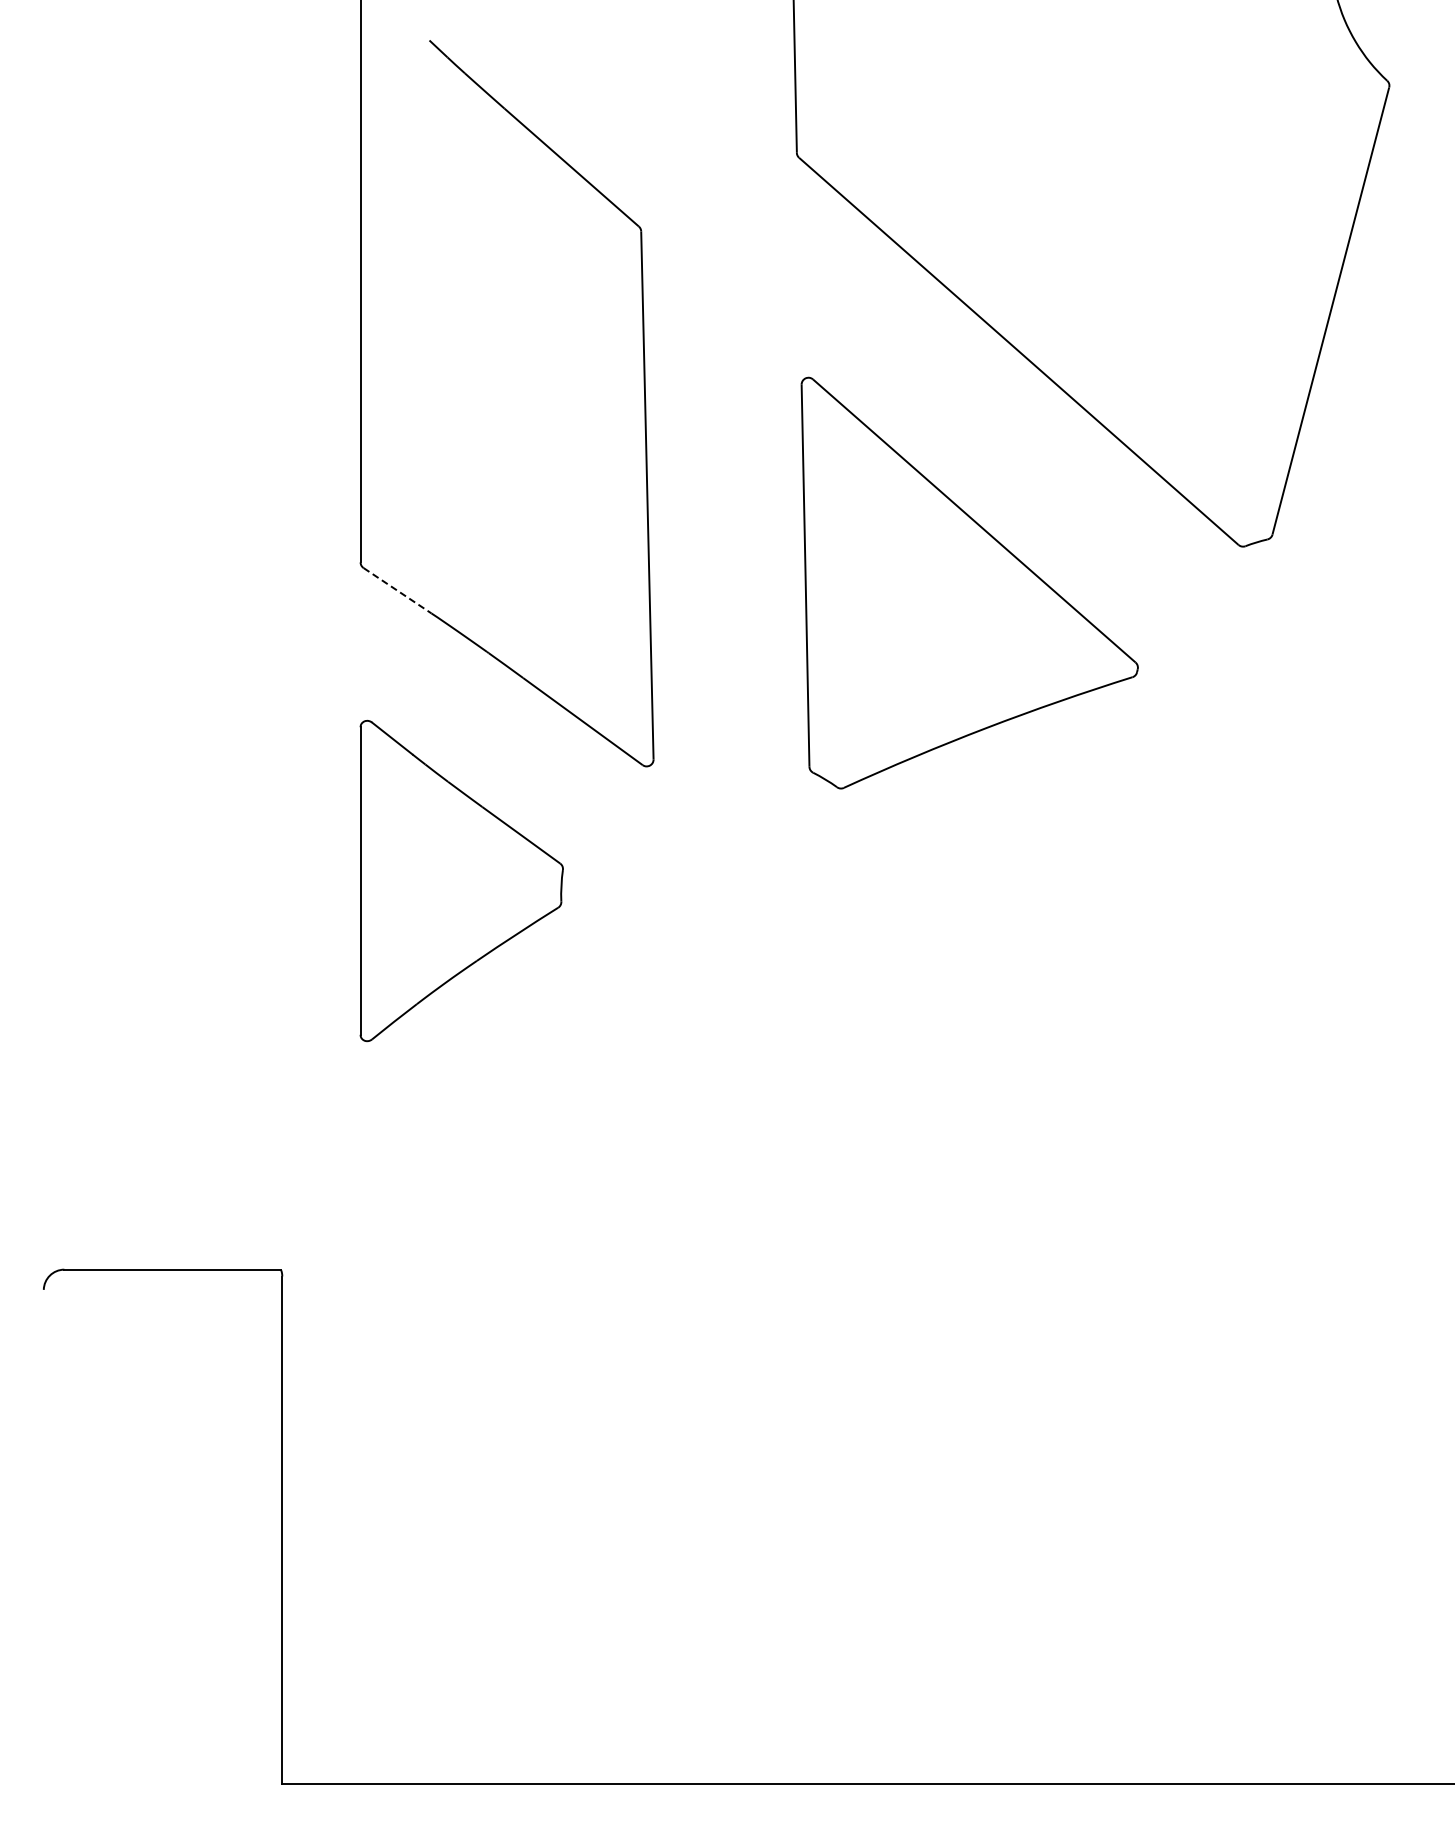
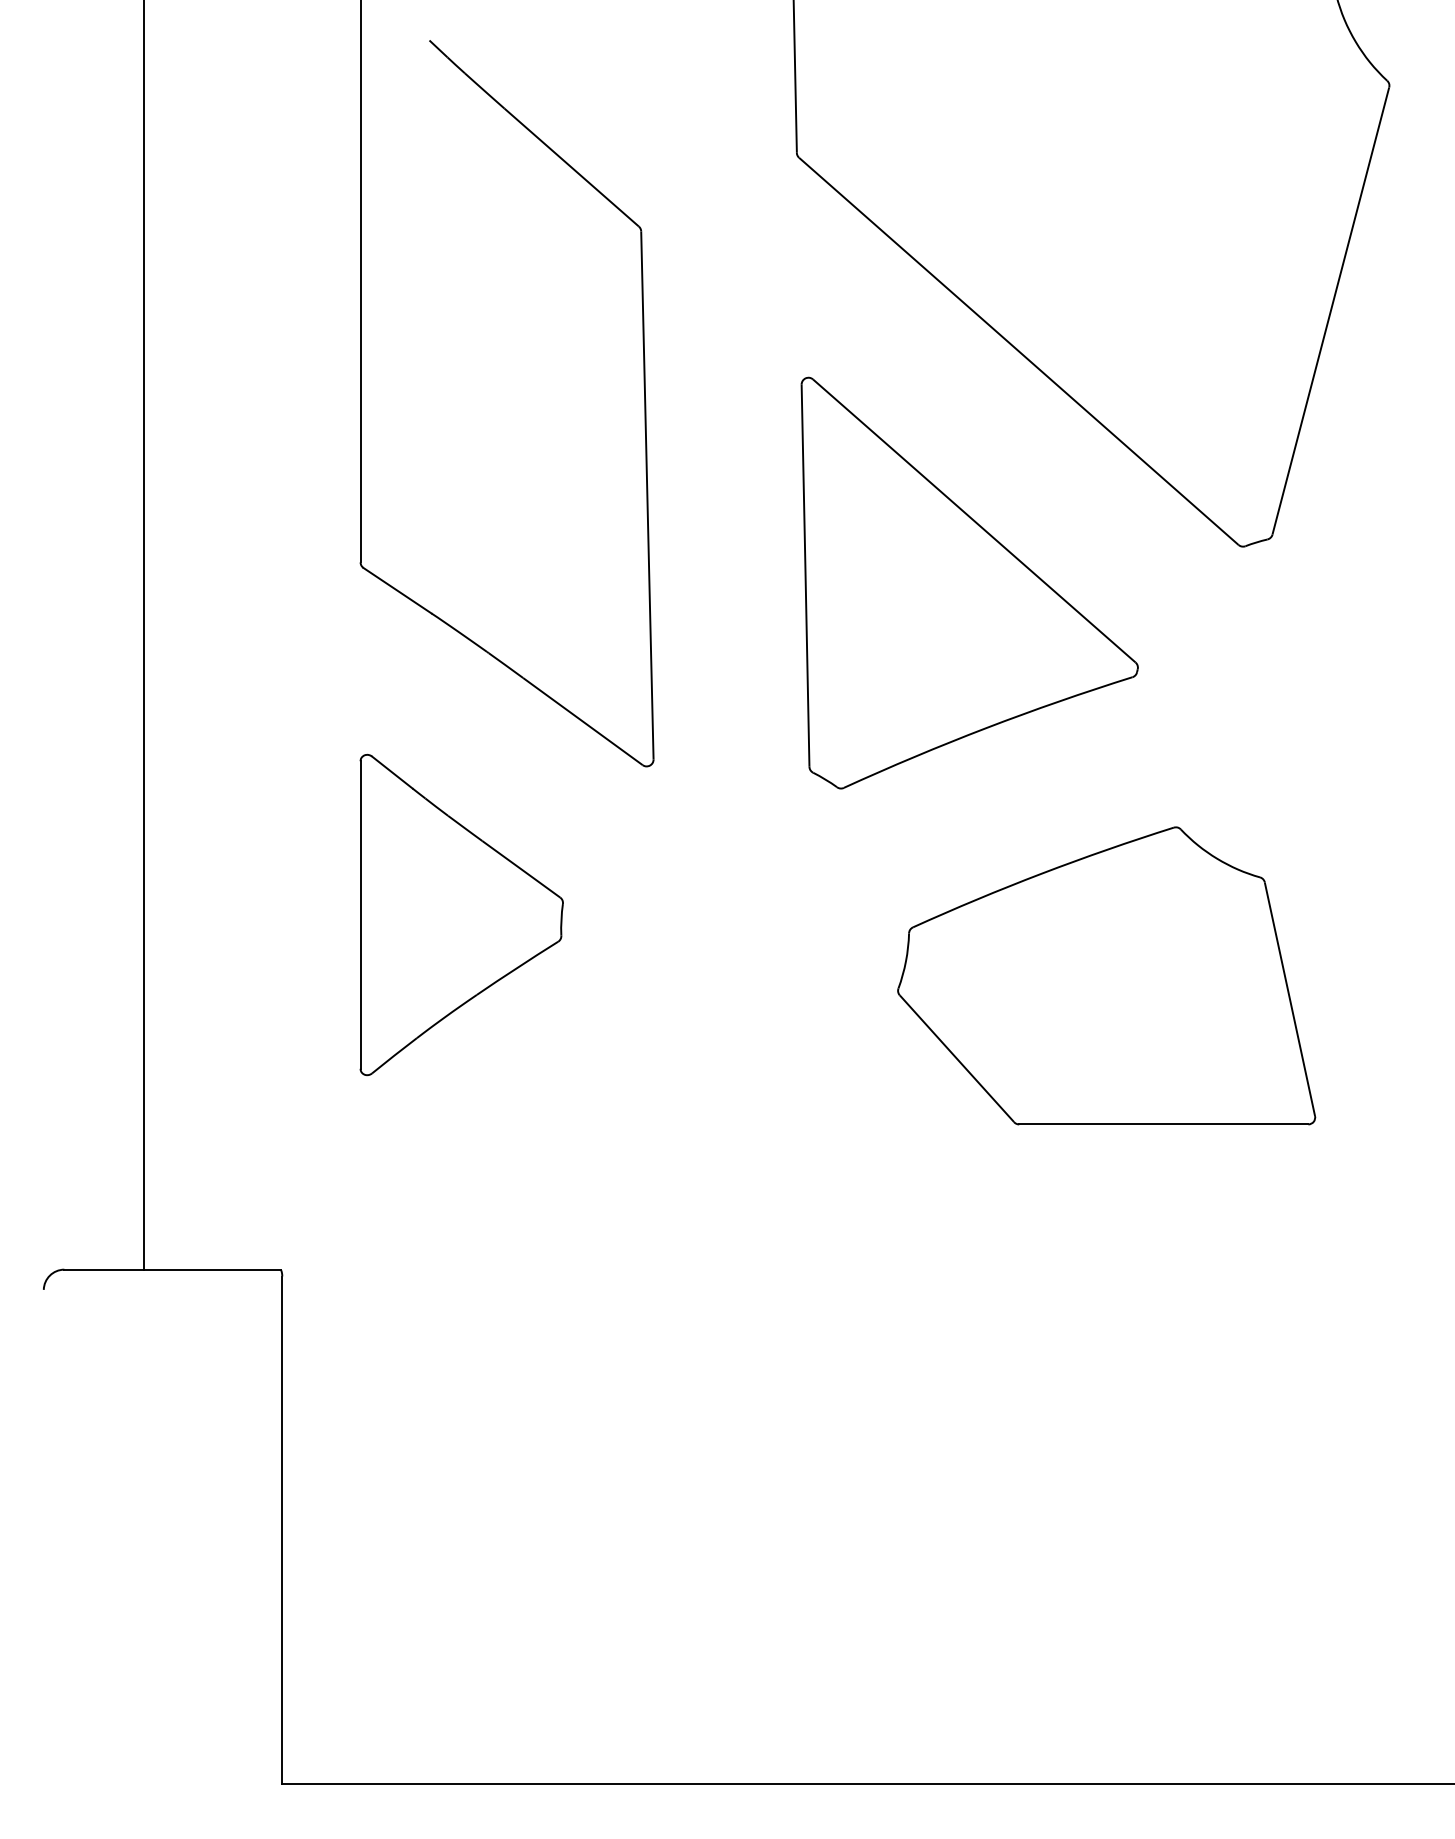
line: dashed -> solid (397, 590)
line: none -> present (144, 635)
part position: (461, 880) -> (461, 914) (461, 914)
part: none -> present (1106, 975)
